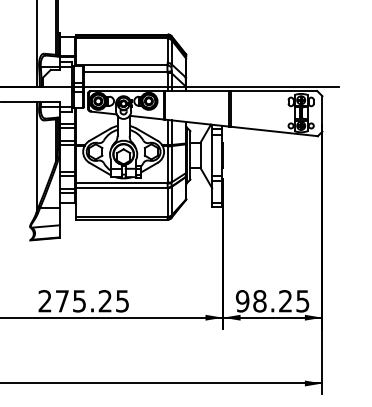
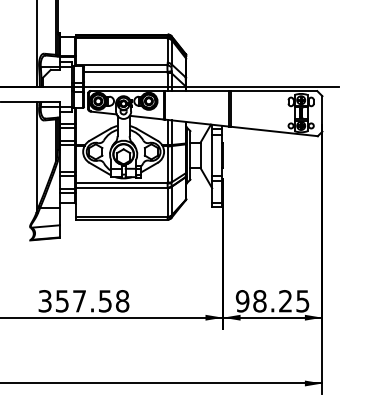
text: 275.25 -> 357.58 (83, 301)
